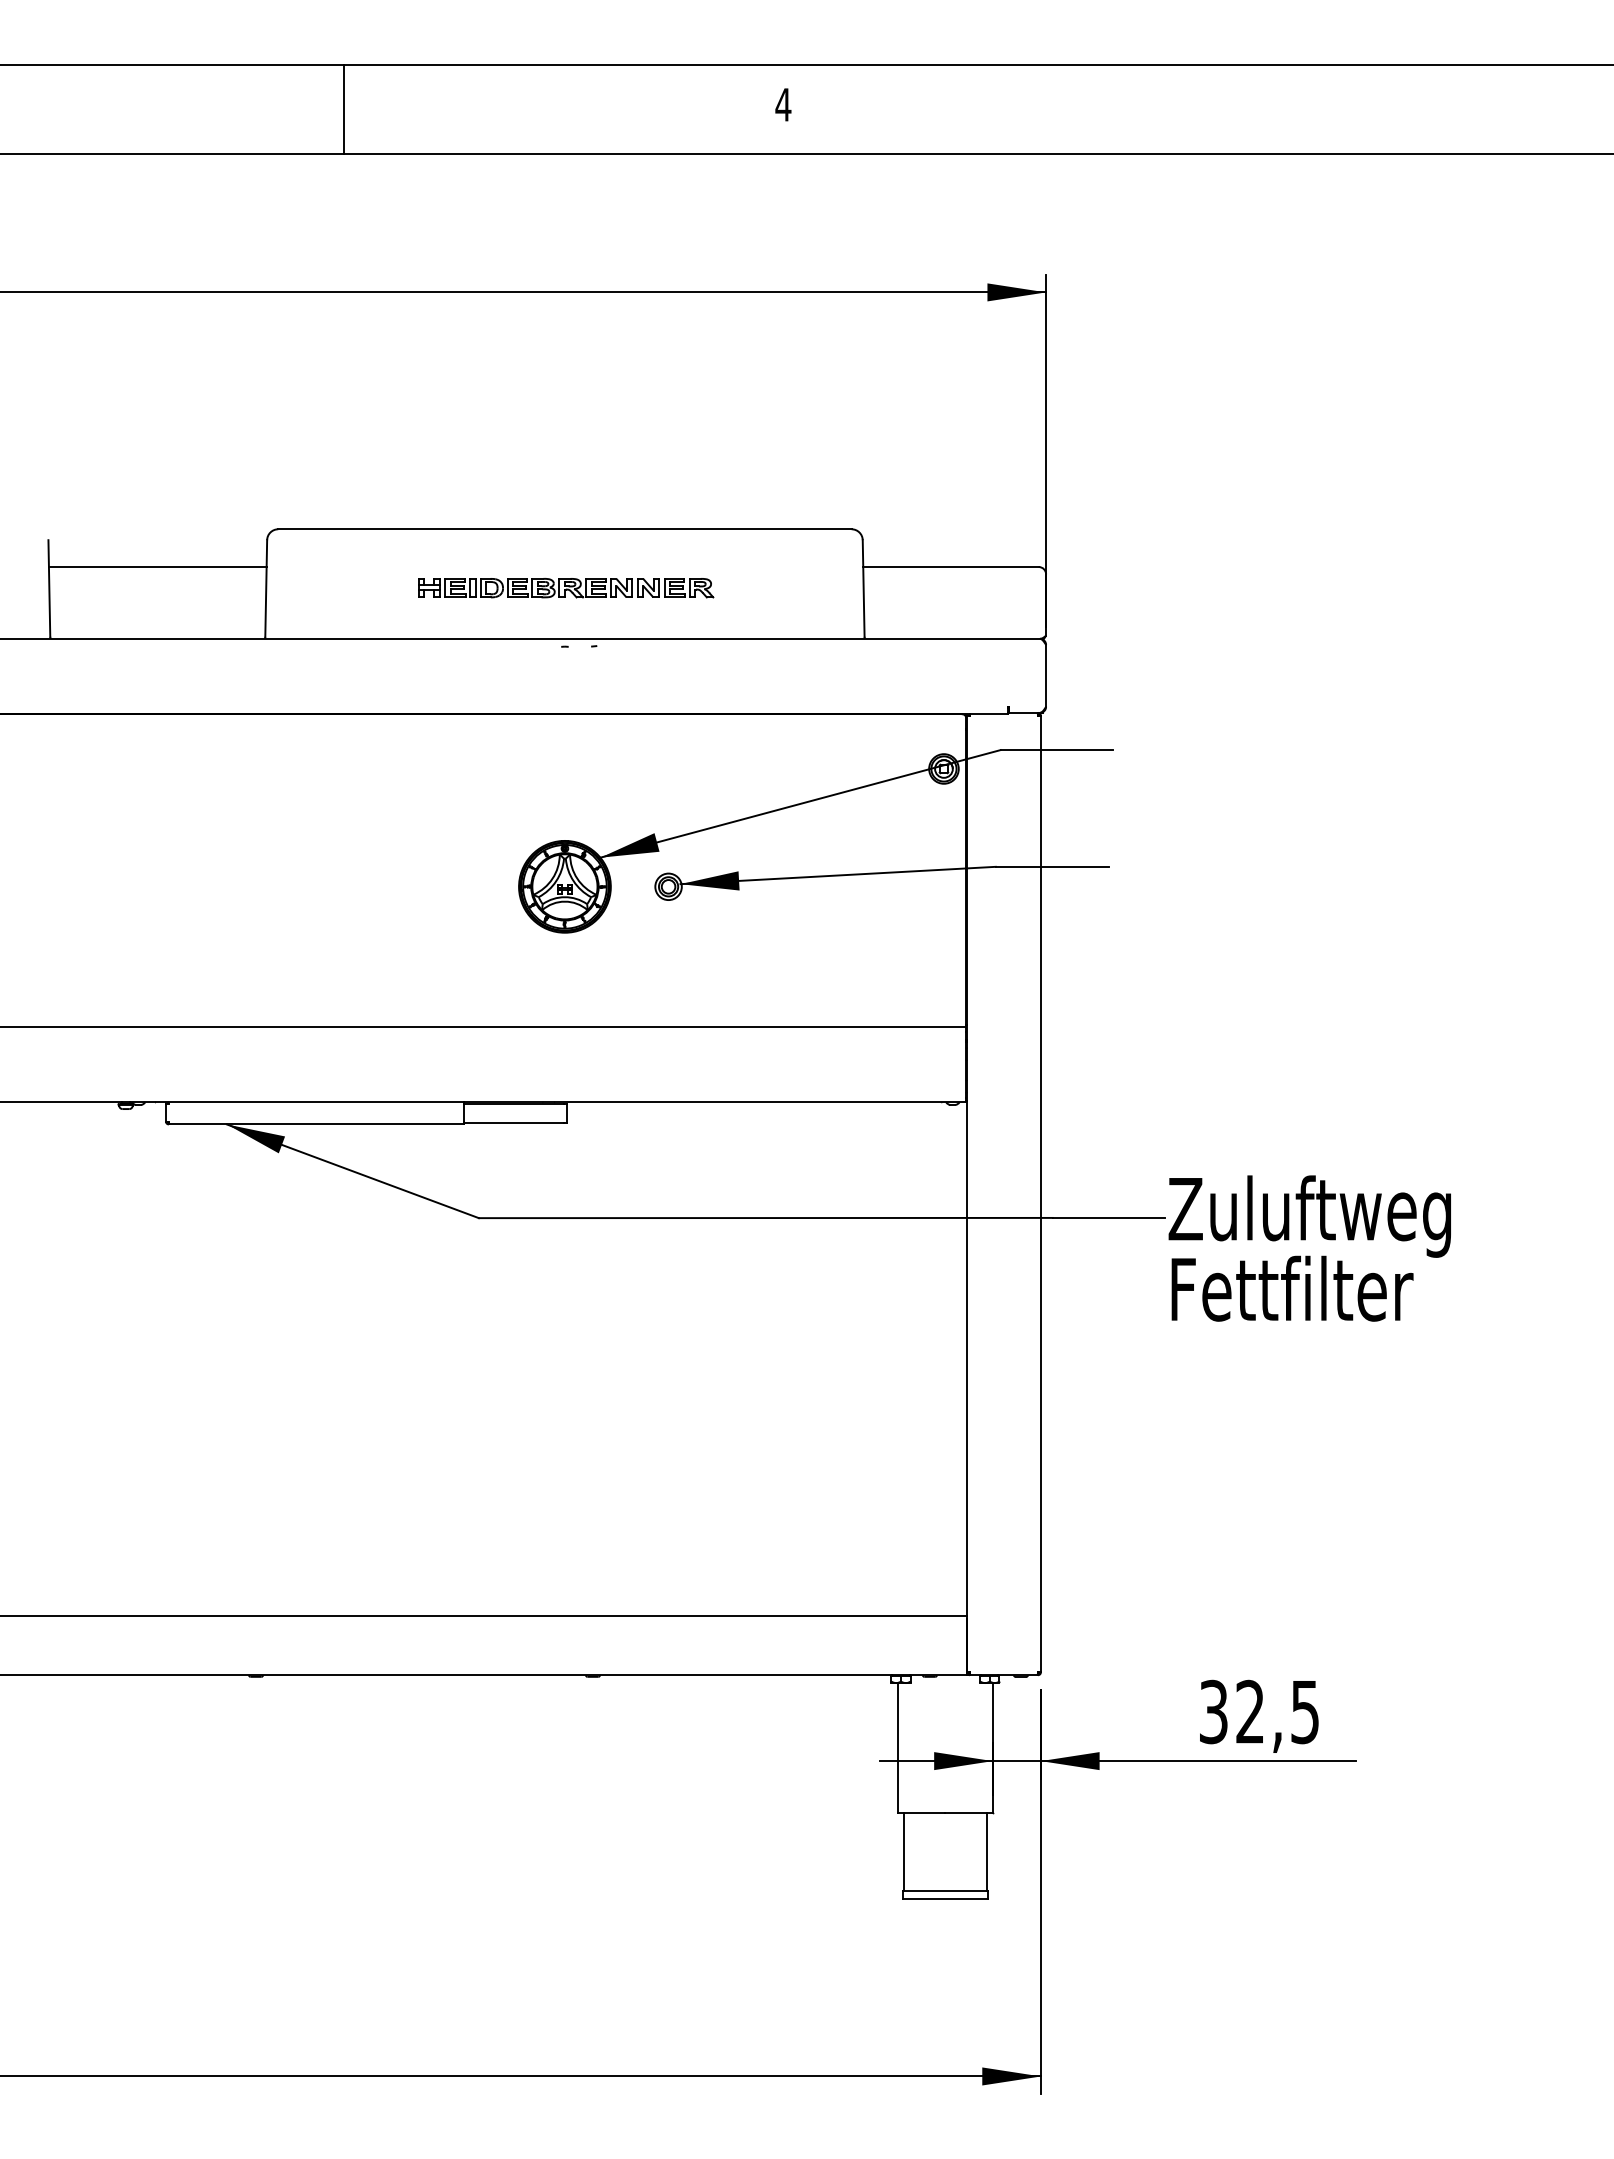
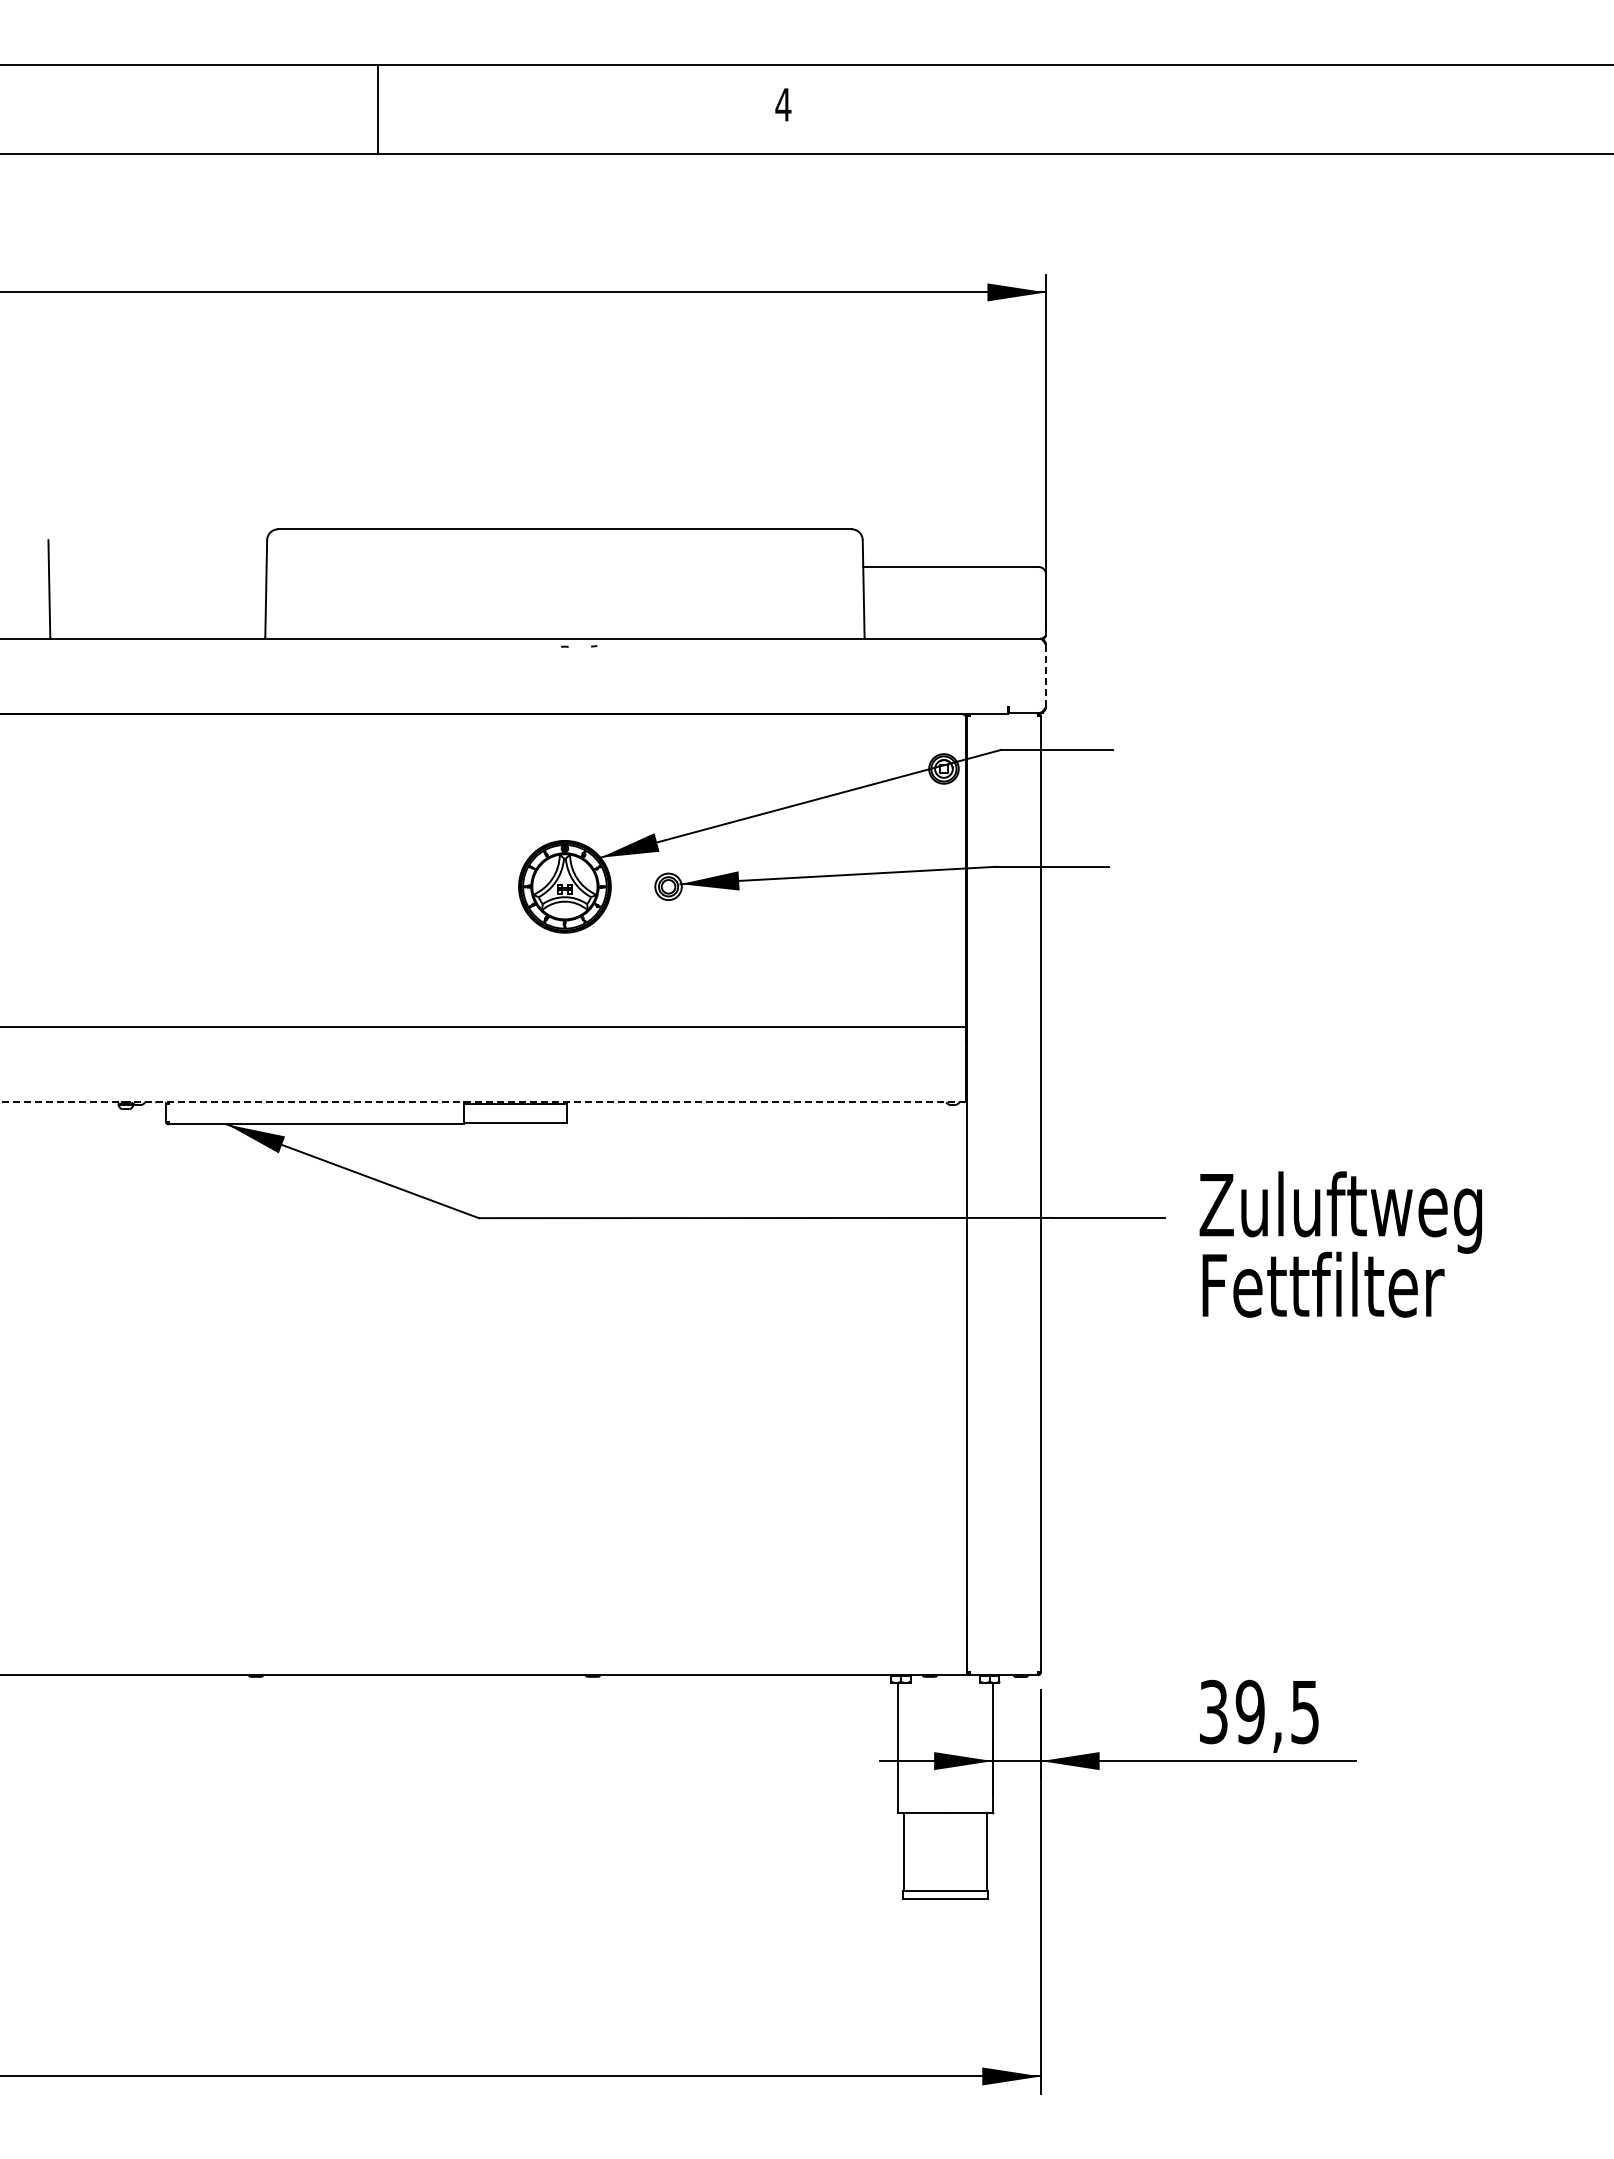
line position: (344, 108) -> (378, 108) (378, 108)
line: present -> none (157, 567)
part: present -> none (566, 588)
line: solid -> dashed (1046, 675)
line: solid -> dashed (483, 1102)
text position: (1309, 1248) -> (1340, 1244) (1340, 1244)
line: present -> none (484, 1616)
text: 32,5 -> 39,5 (1249, 1712)
